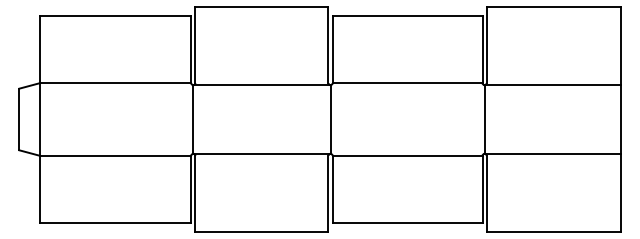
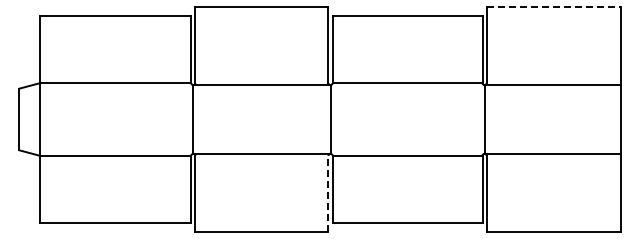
line: solid -> dashed (554, 7)
line: solid -> dashed (328, 193)
